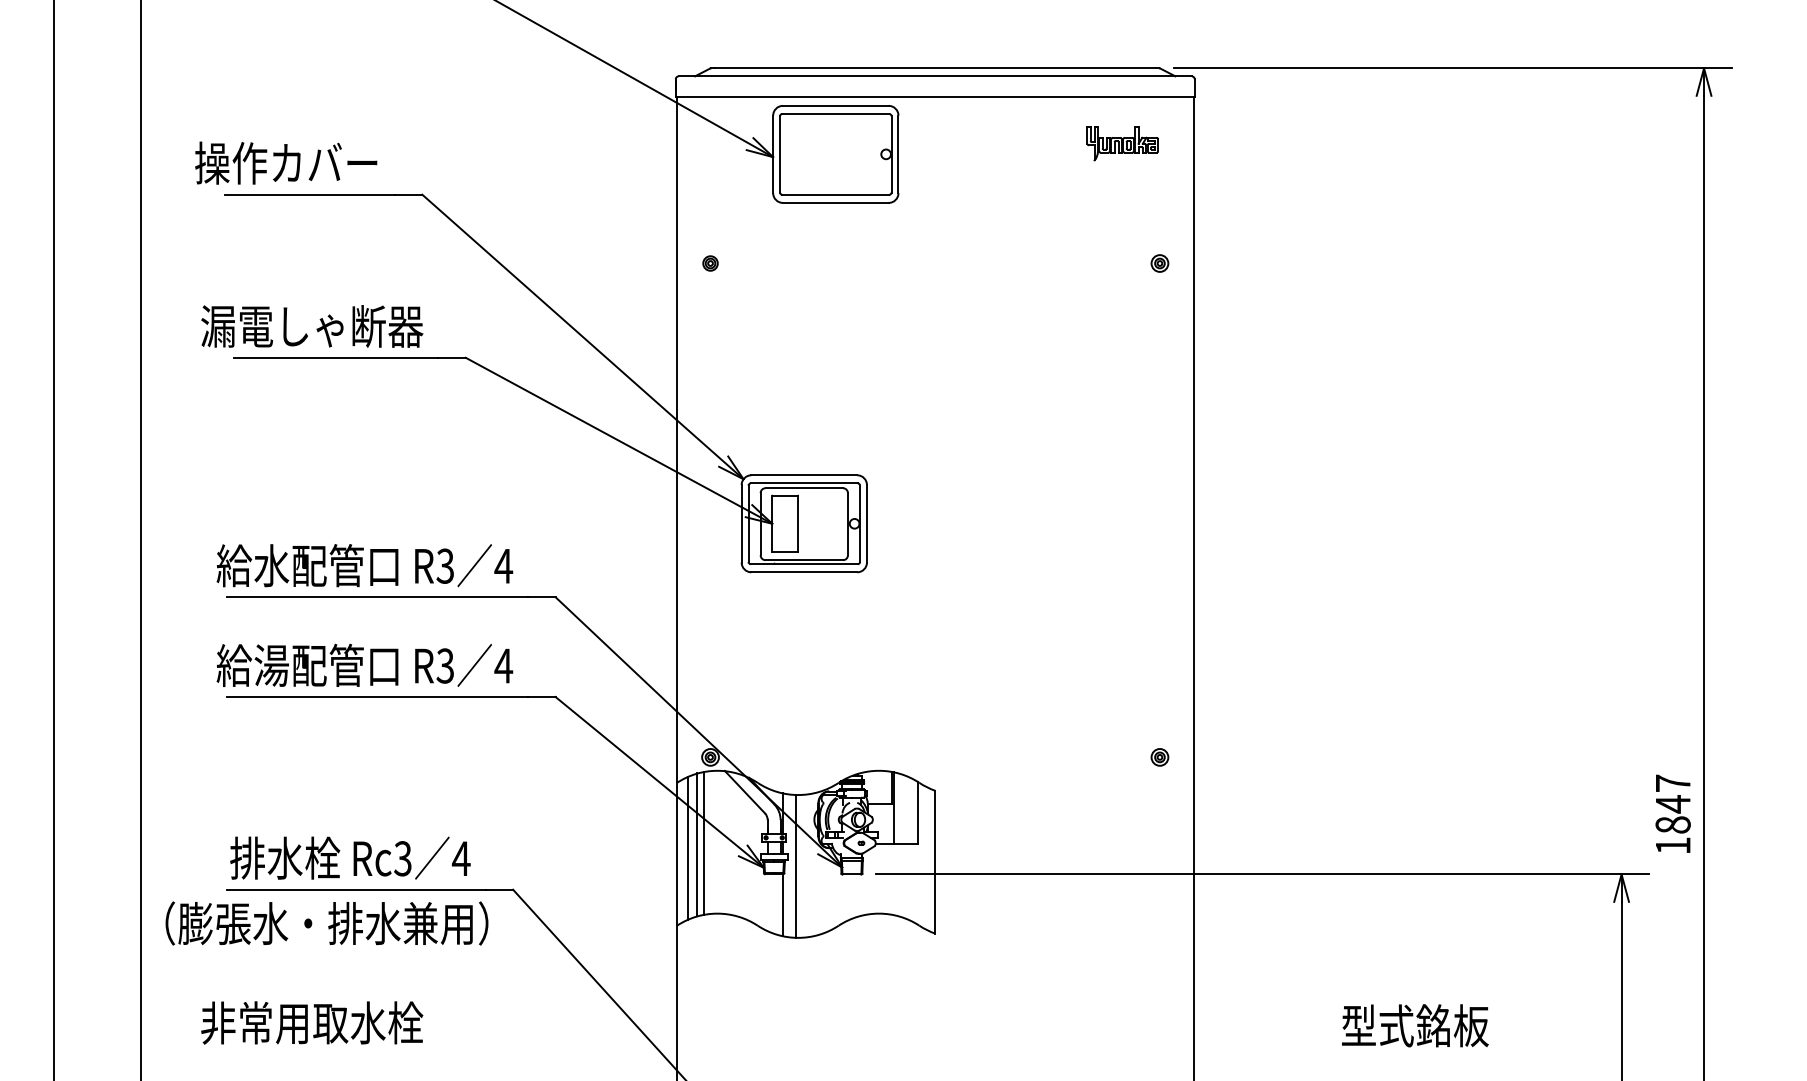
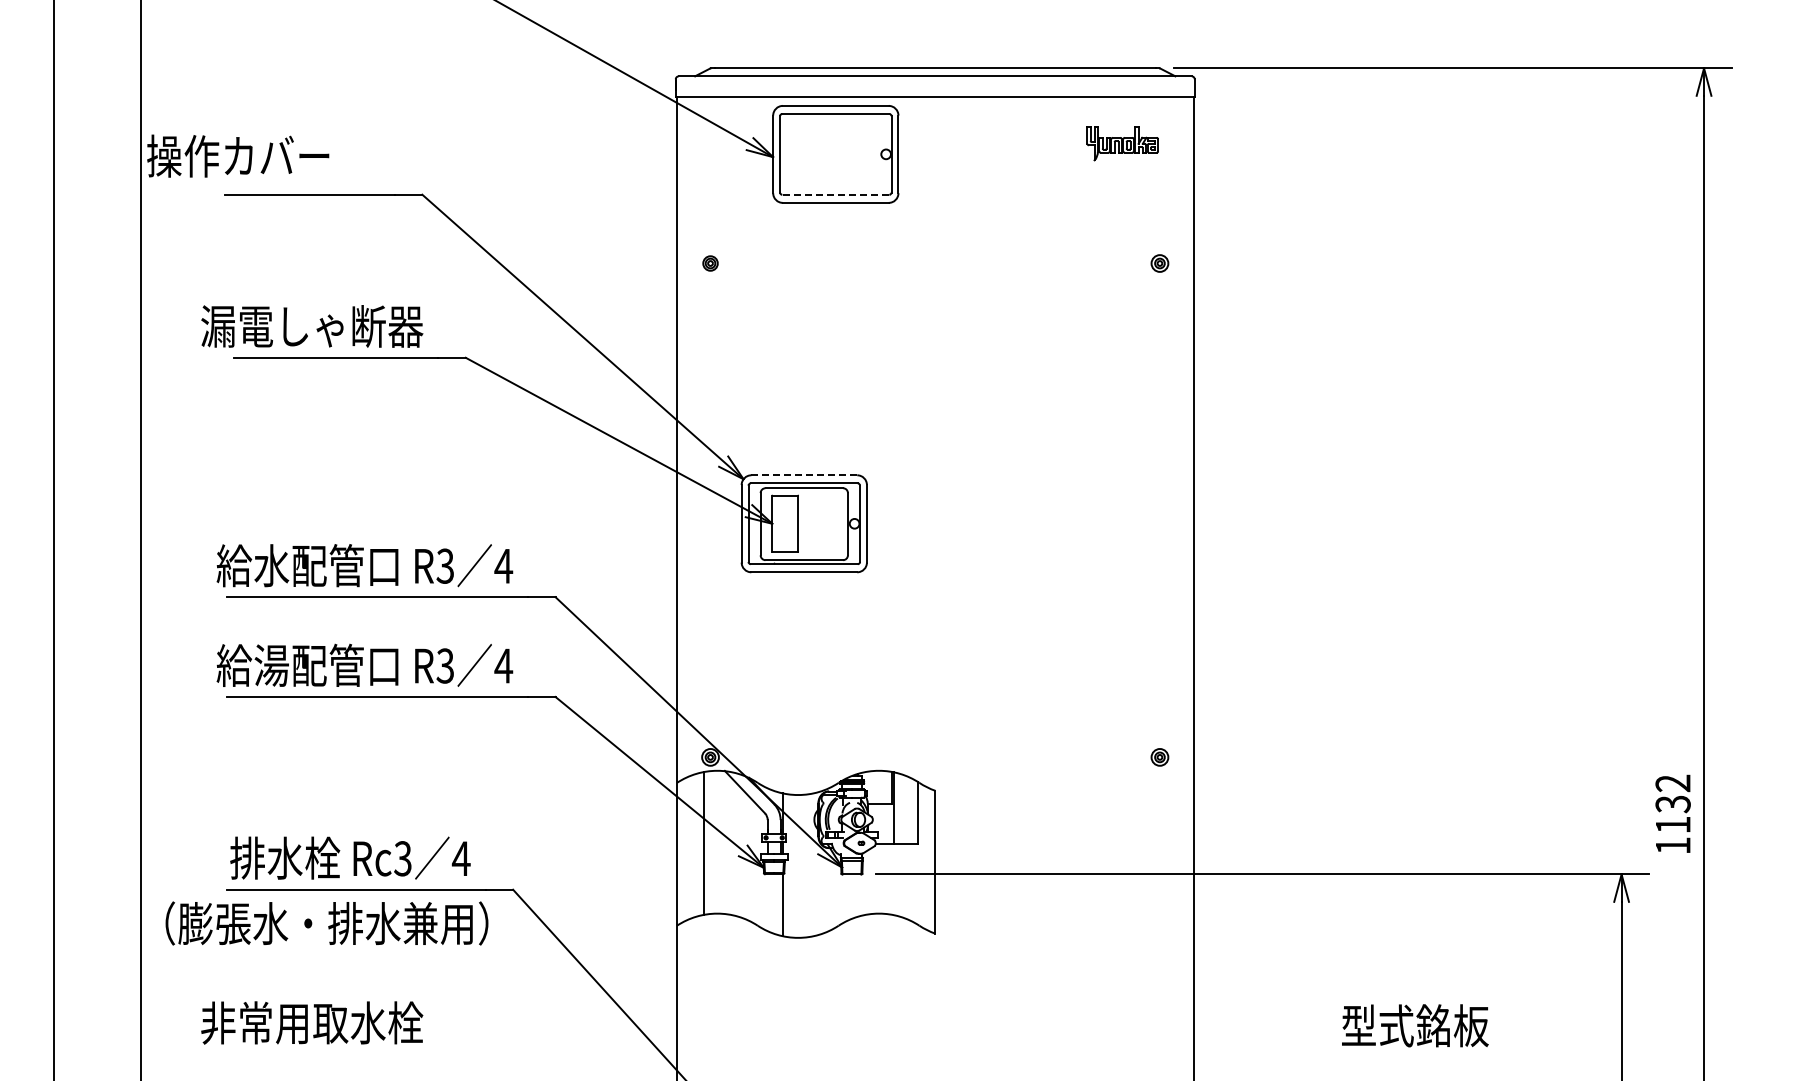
text position: (286, 162) -> (238, 155) (238, 155)
line: solid -> dashed (835, 194)
line: solid -> dashed (804, 475)
text: 1847 -> 1132 (1672, 803)
line: present -> none (697, 844)
line: present -> none (688, 847)
line: present -> none (795, 865)
